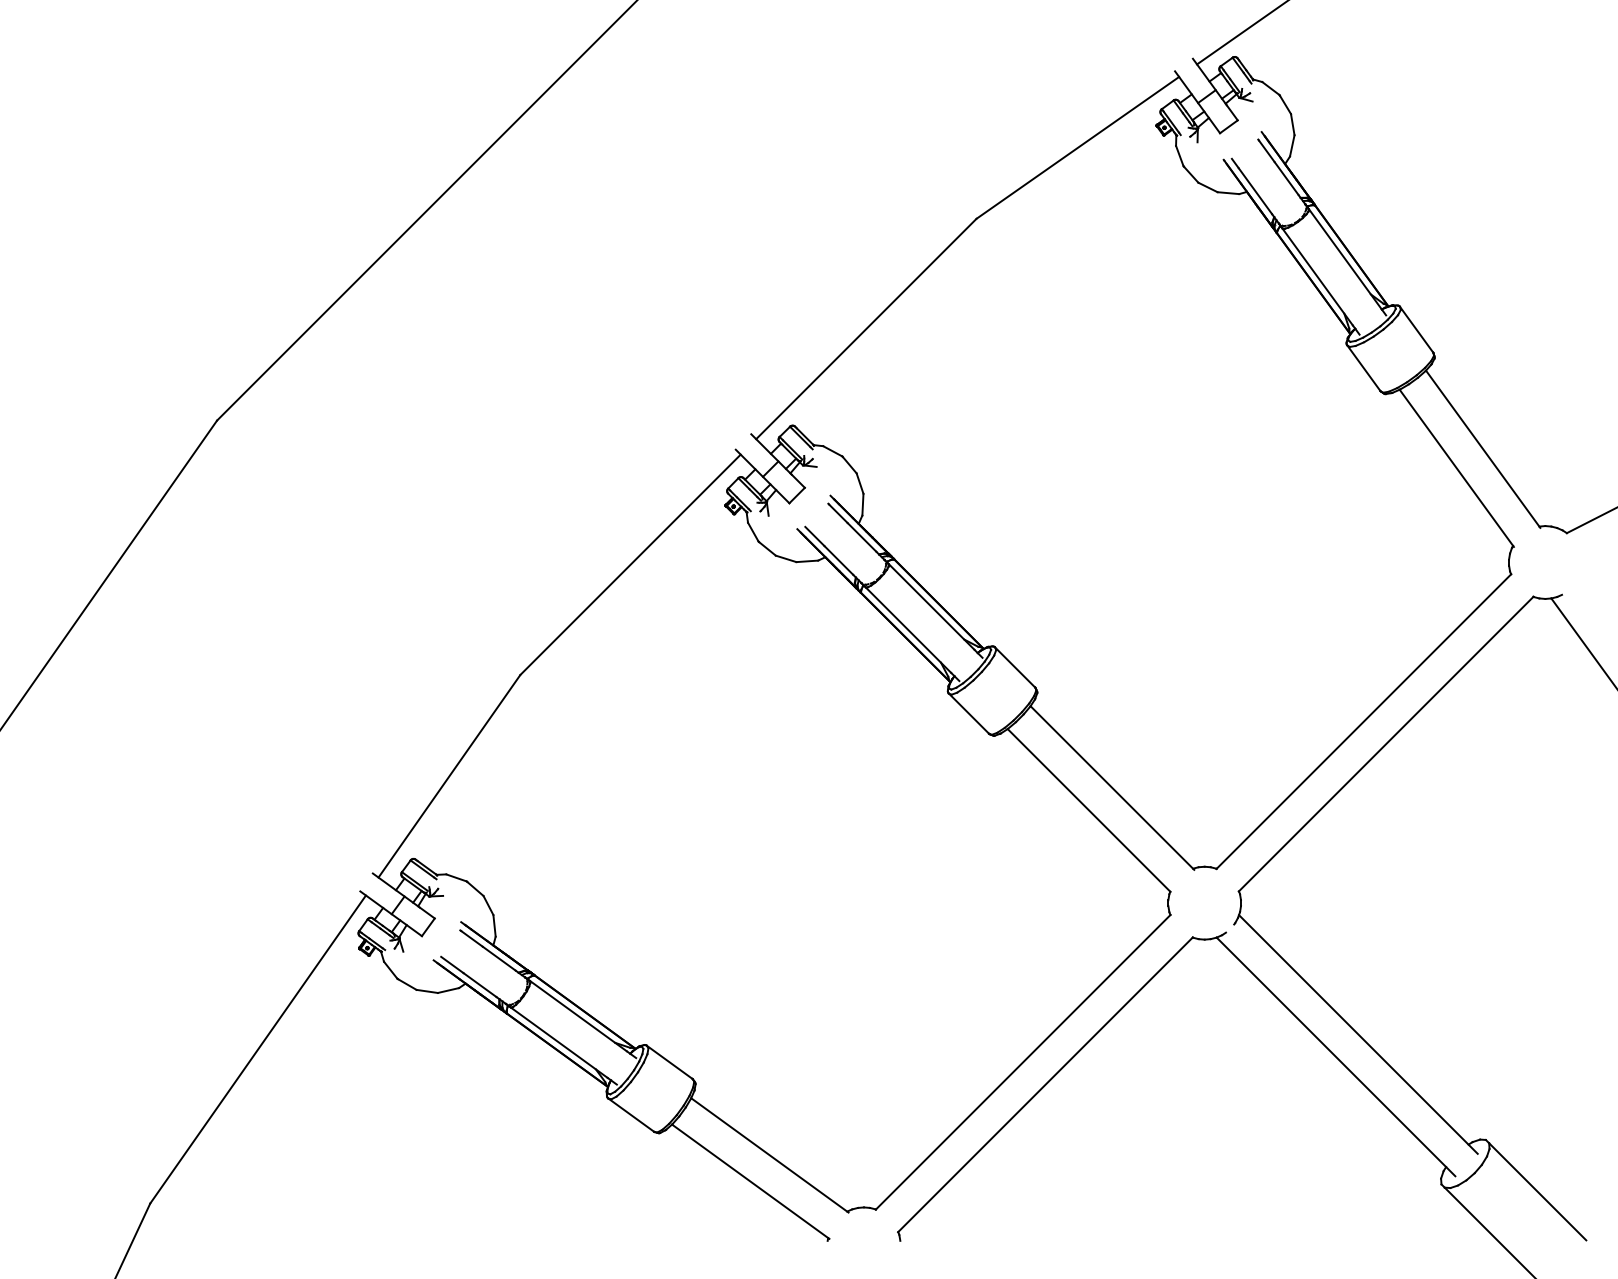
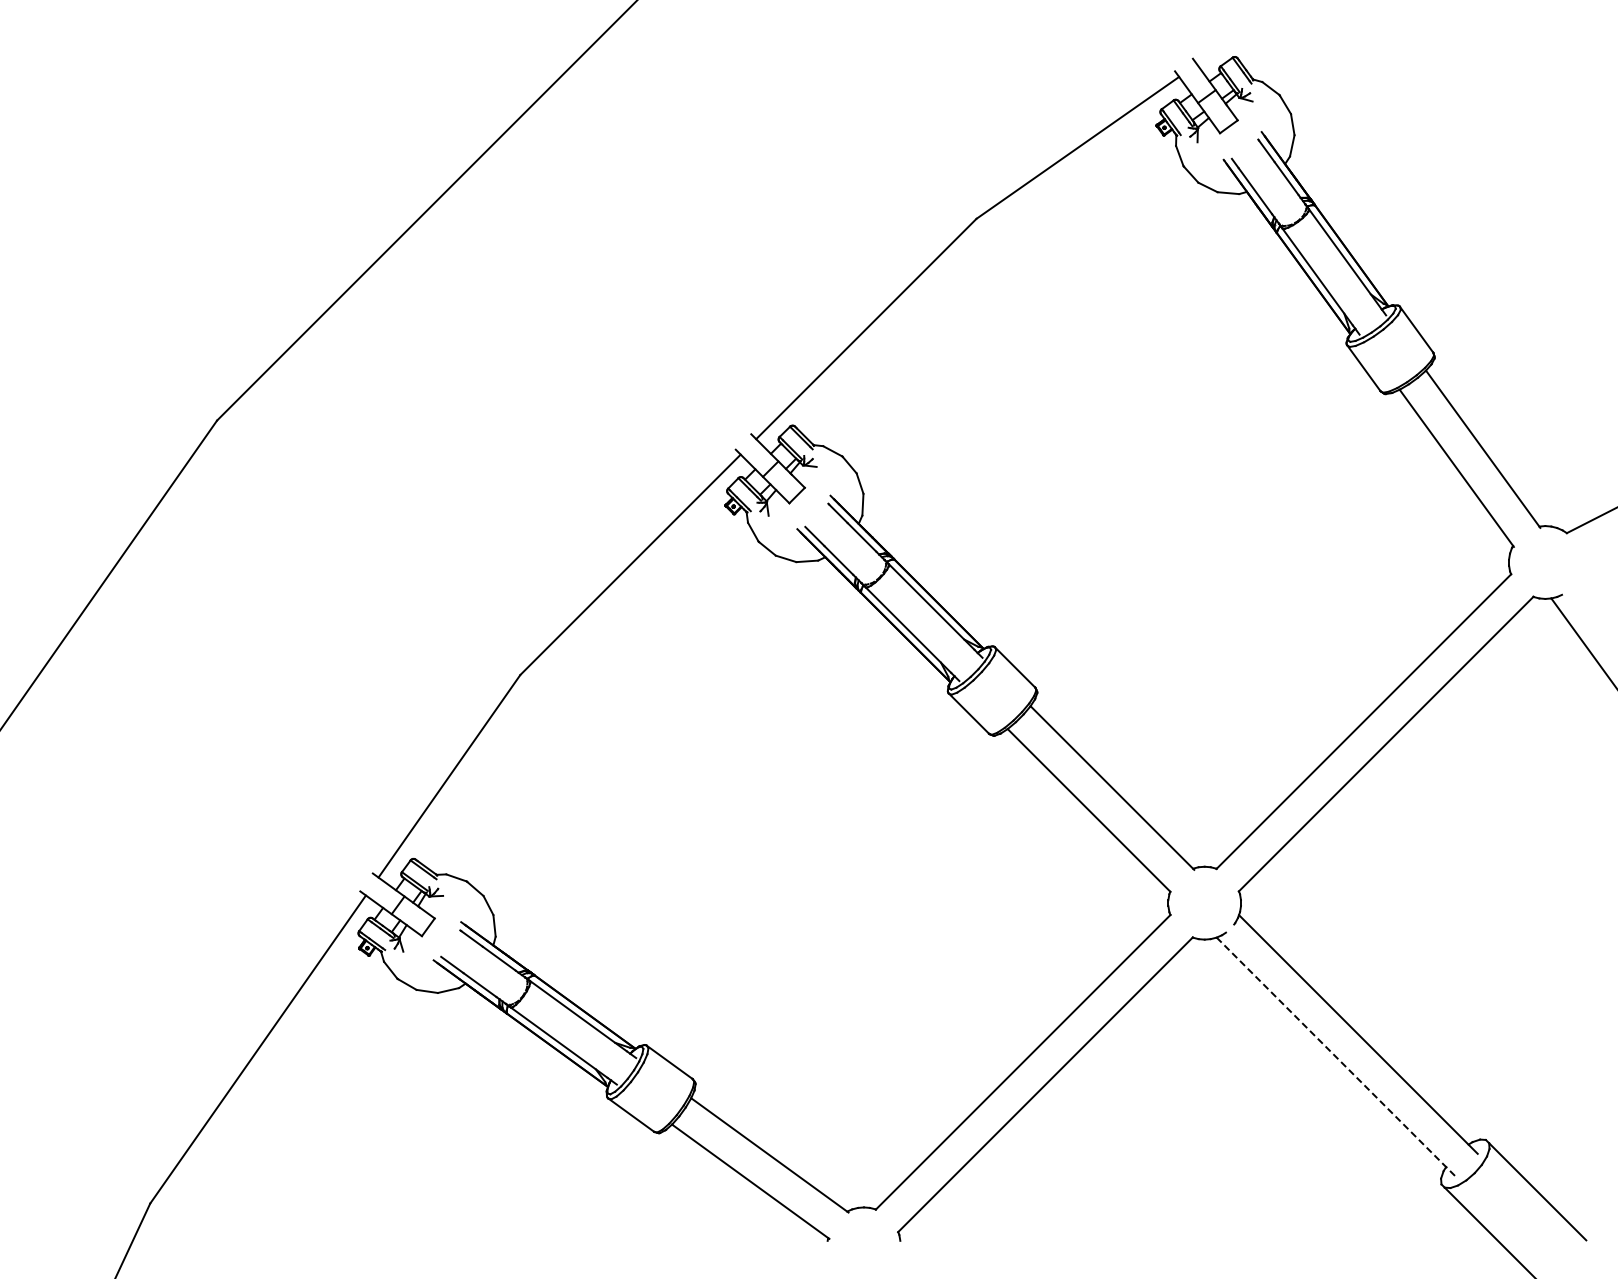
line: present -> none (1241, 33)
line: solid -> dashed (1336, 1056)
